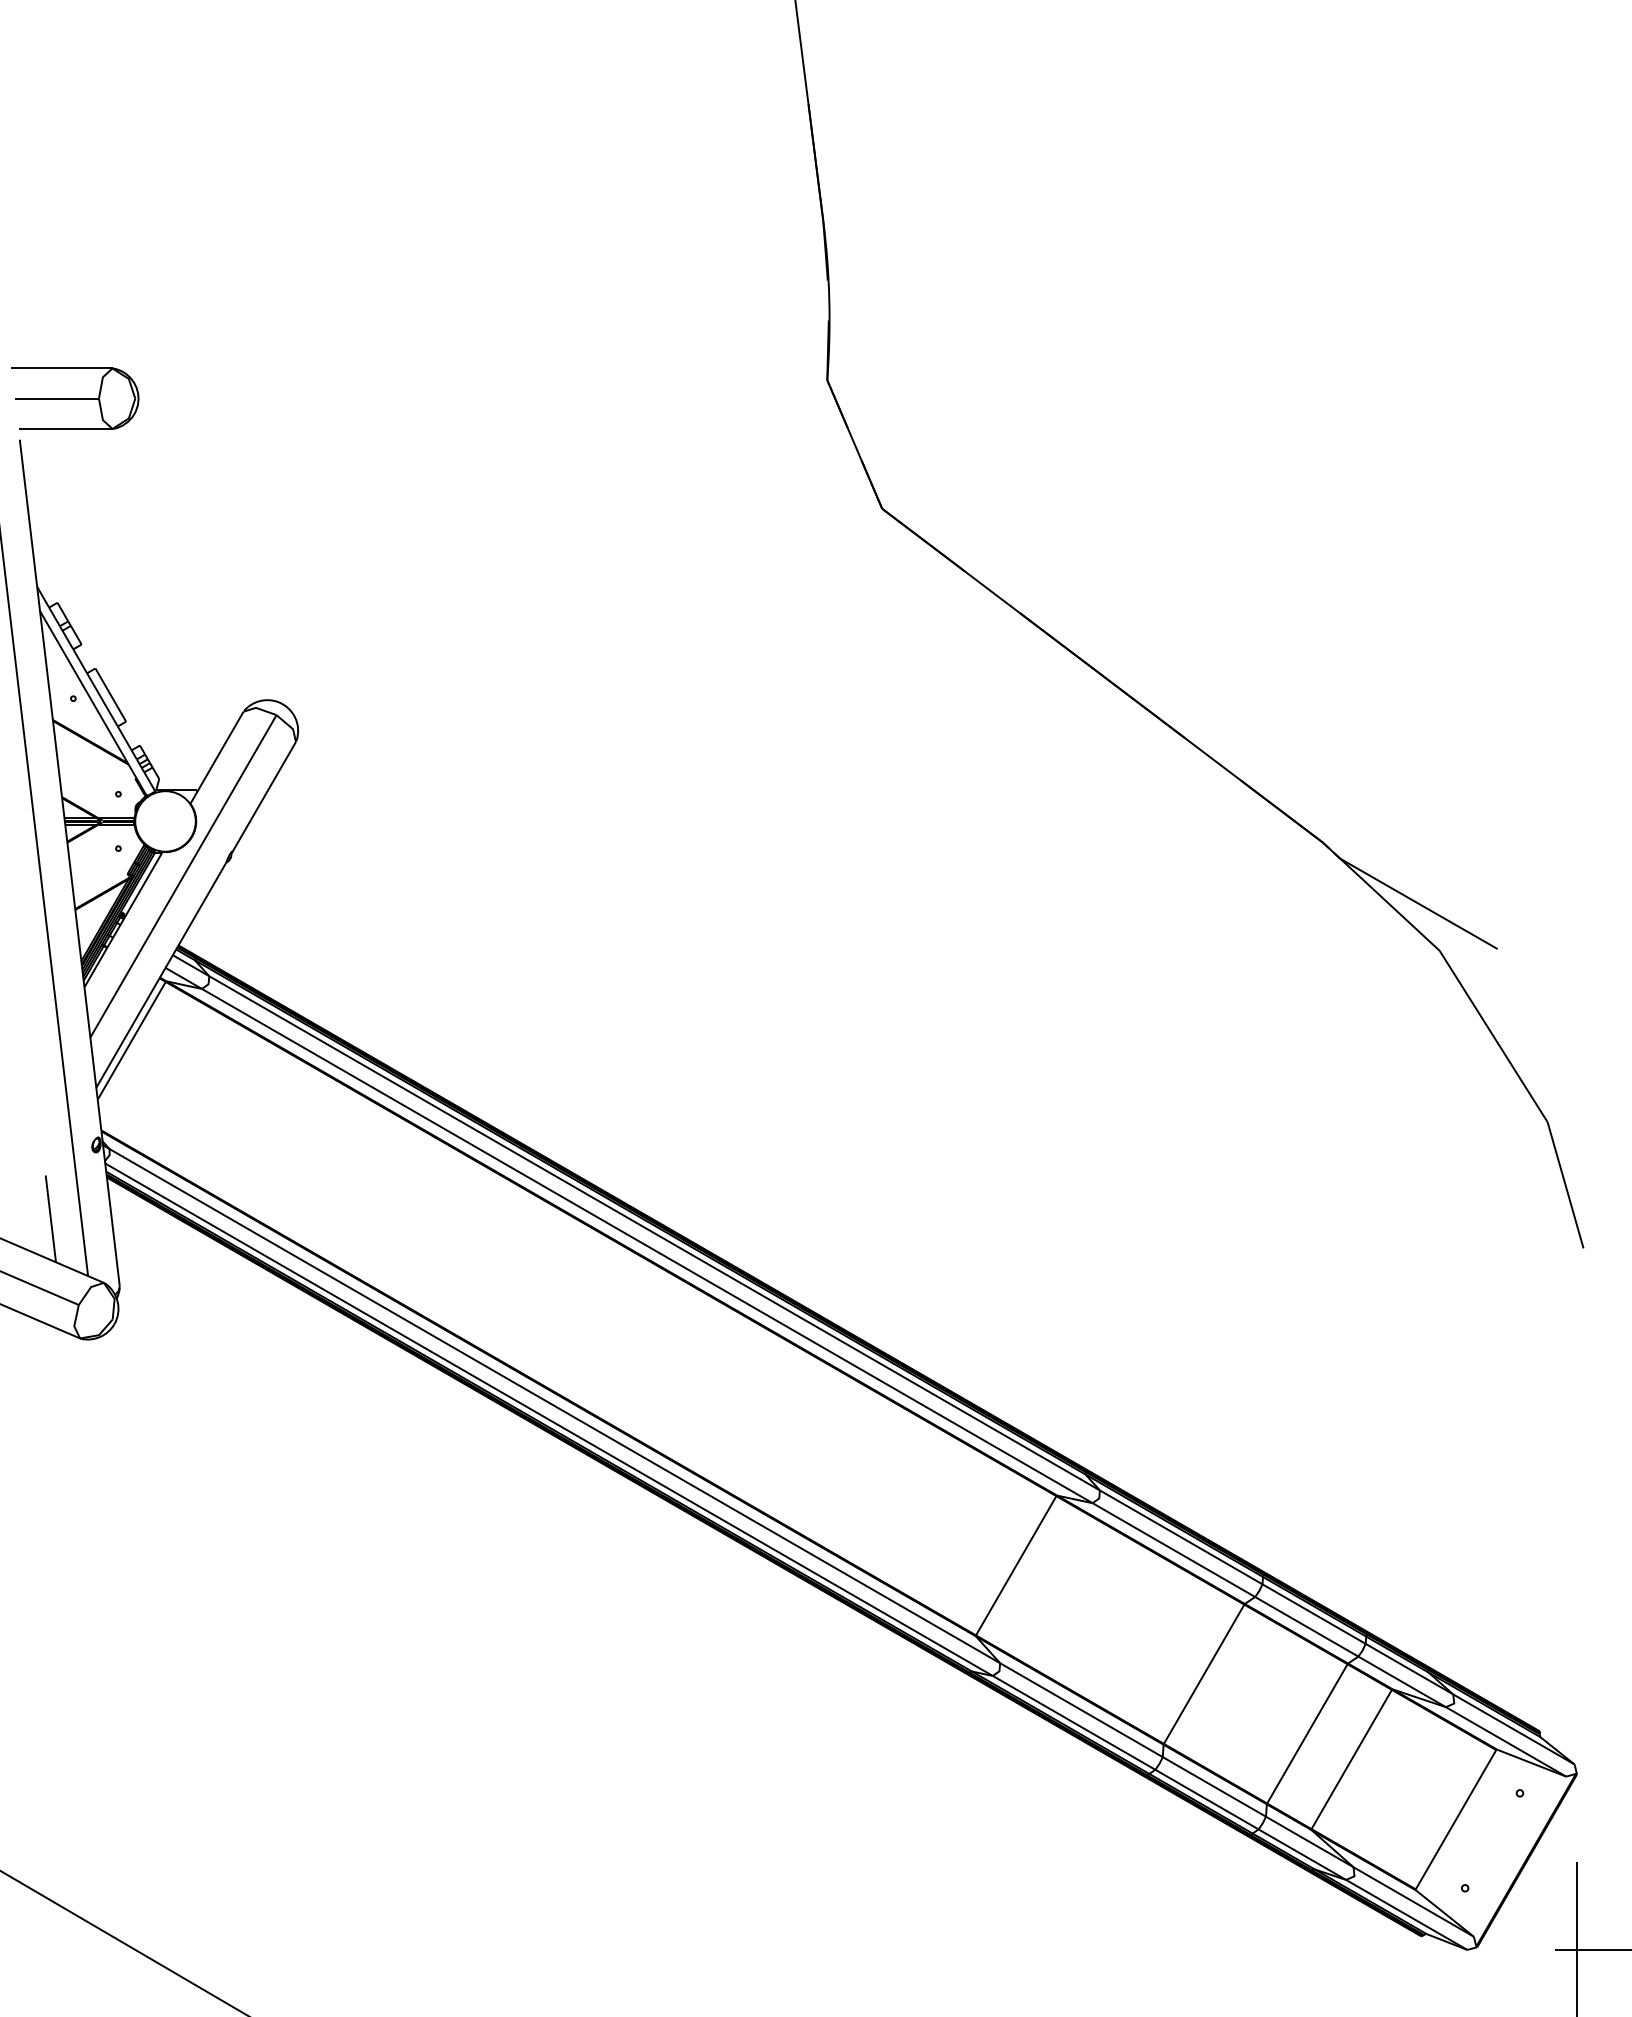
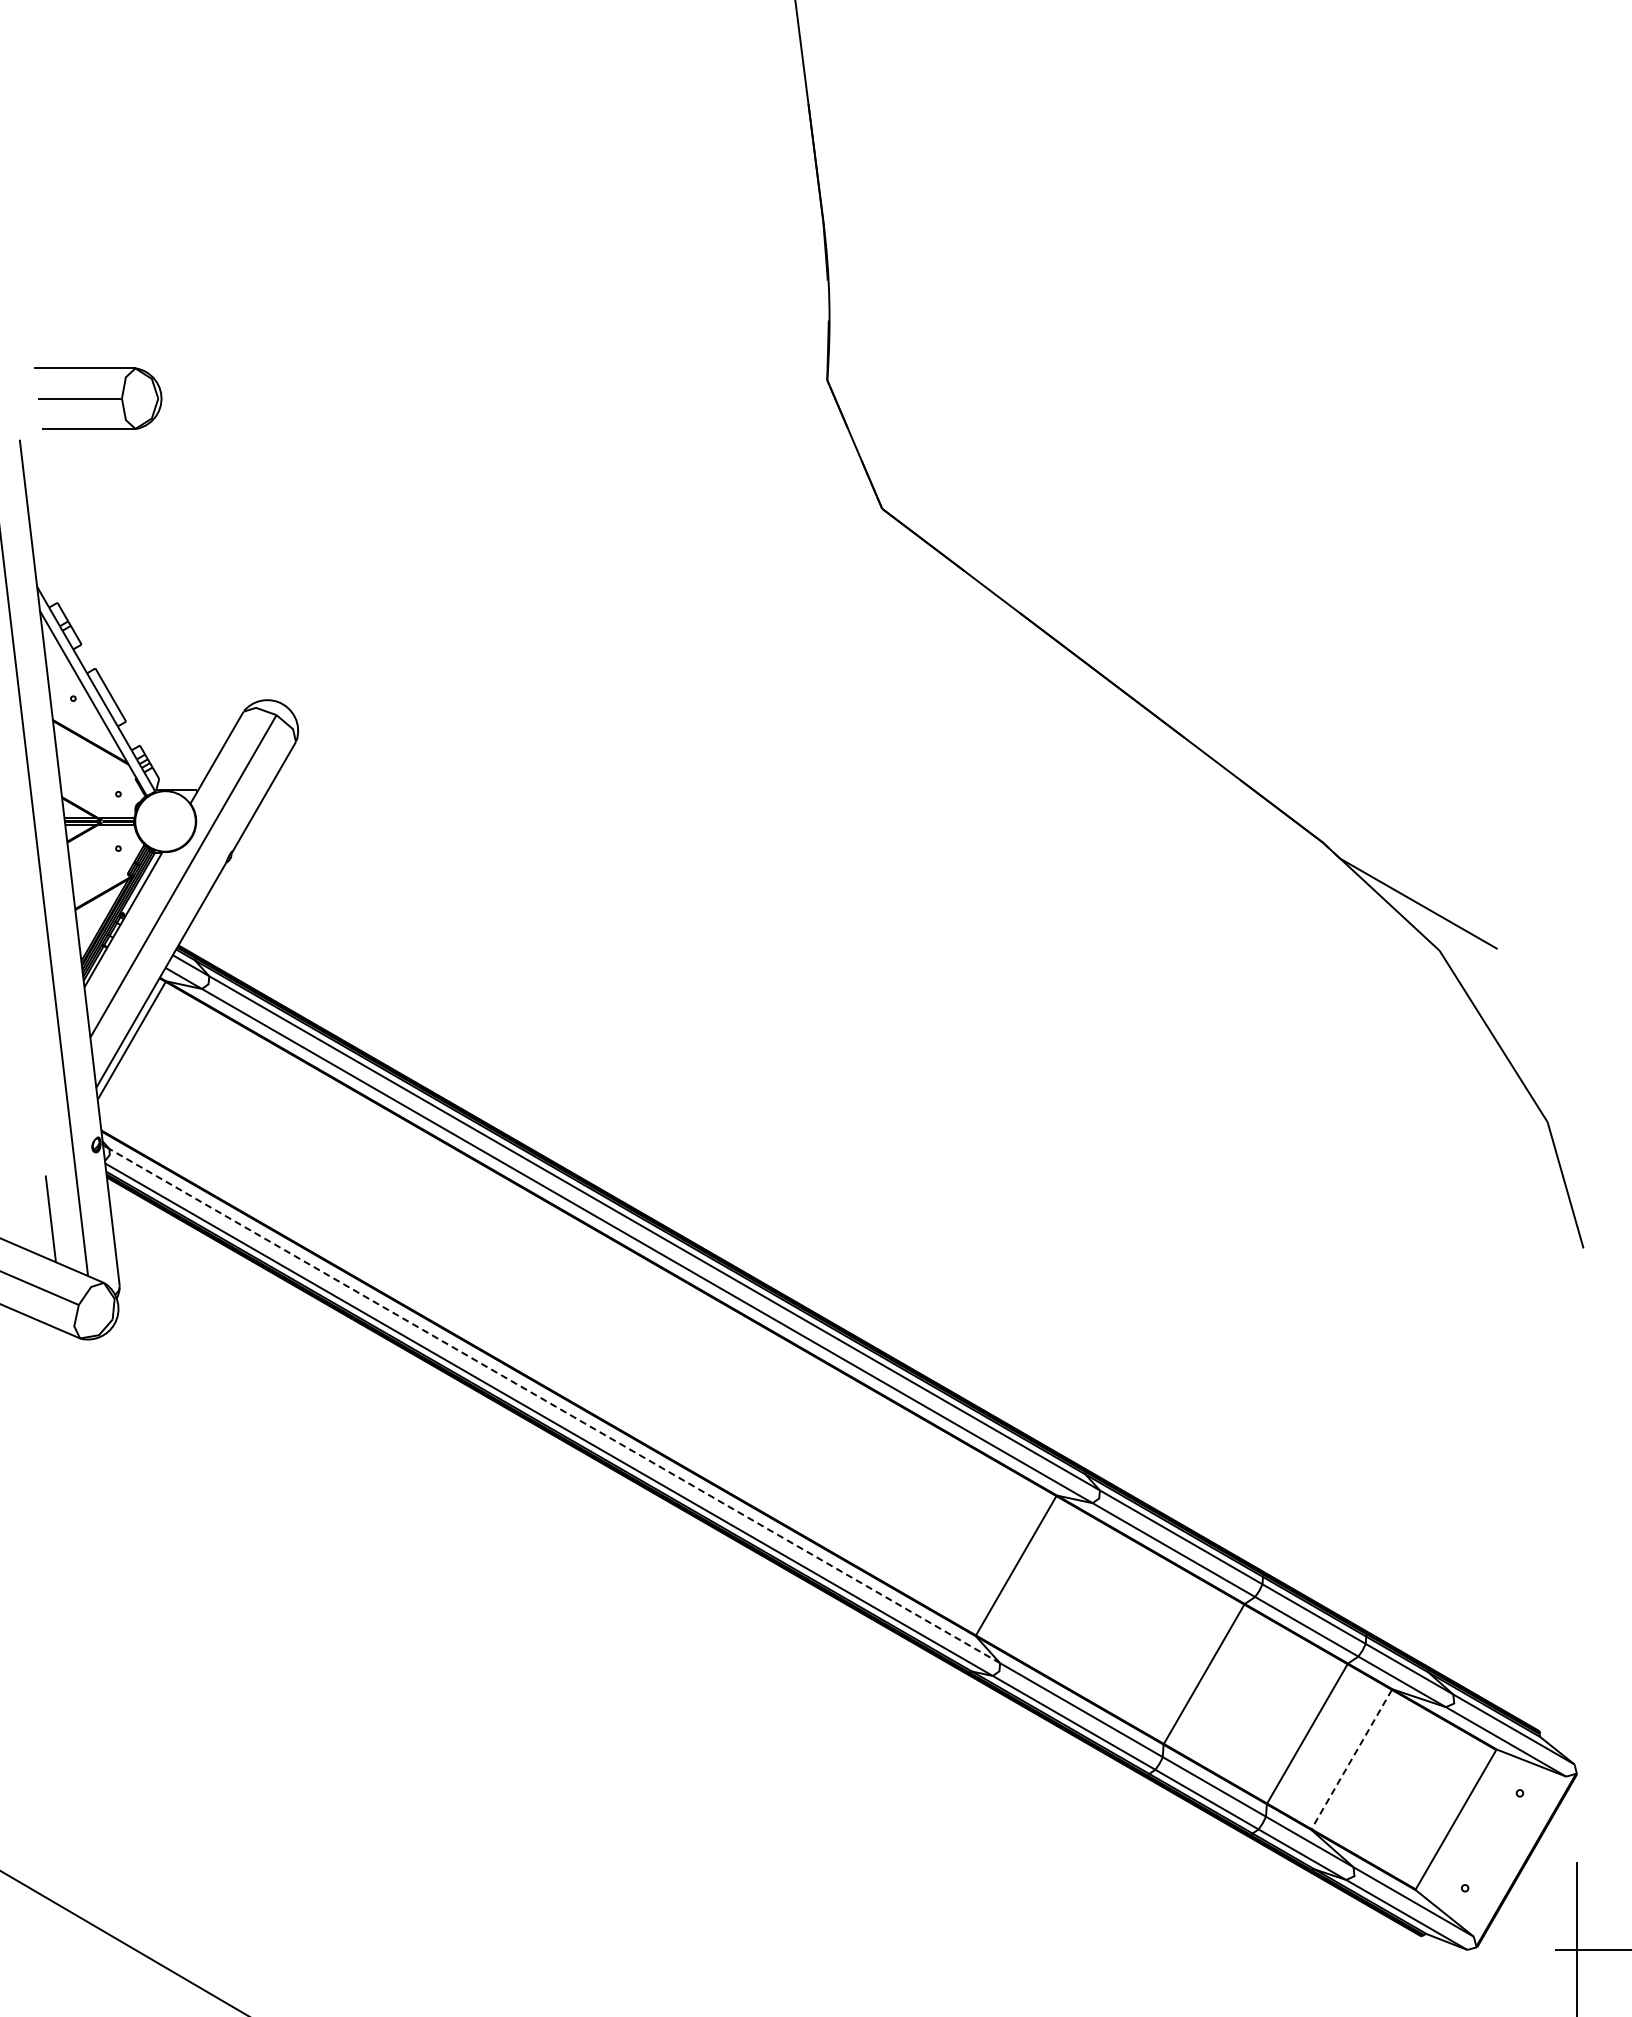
part position: (75, 398) -> (98, 398) (98, 398)
line: solid -> dashed (554, 1405)
line: solid -> dashed (1351, 1759)
